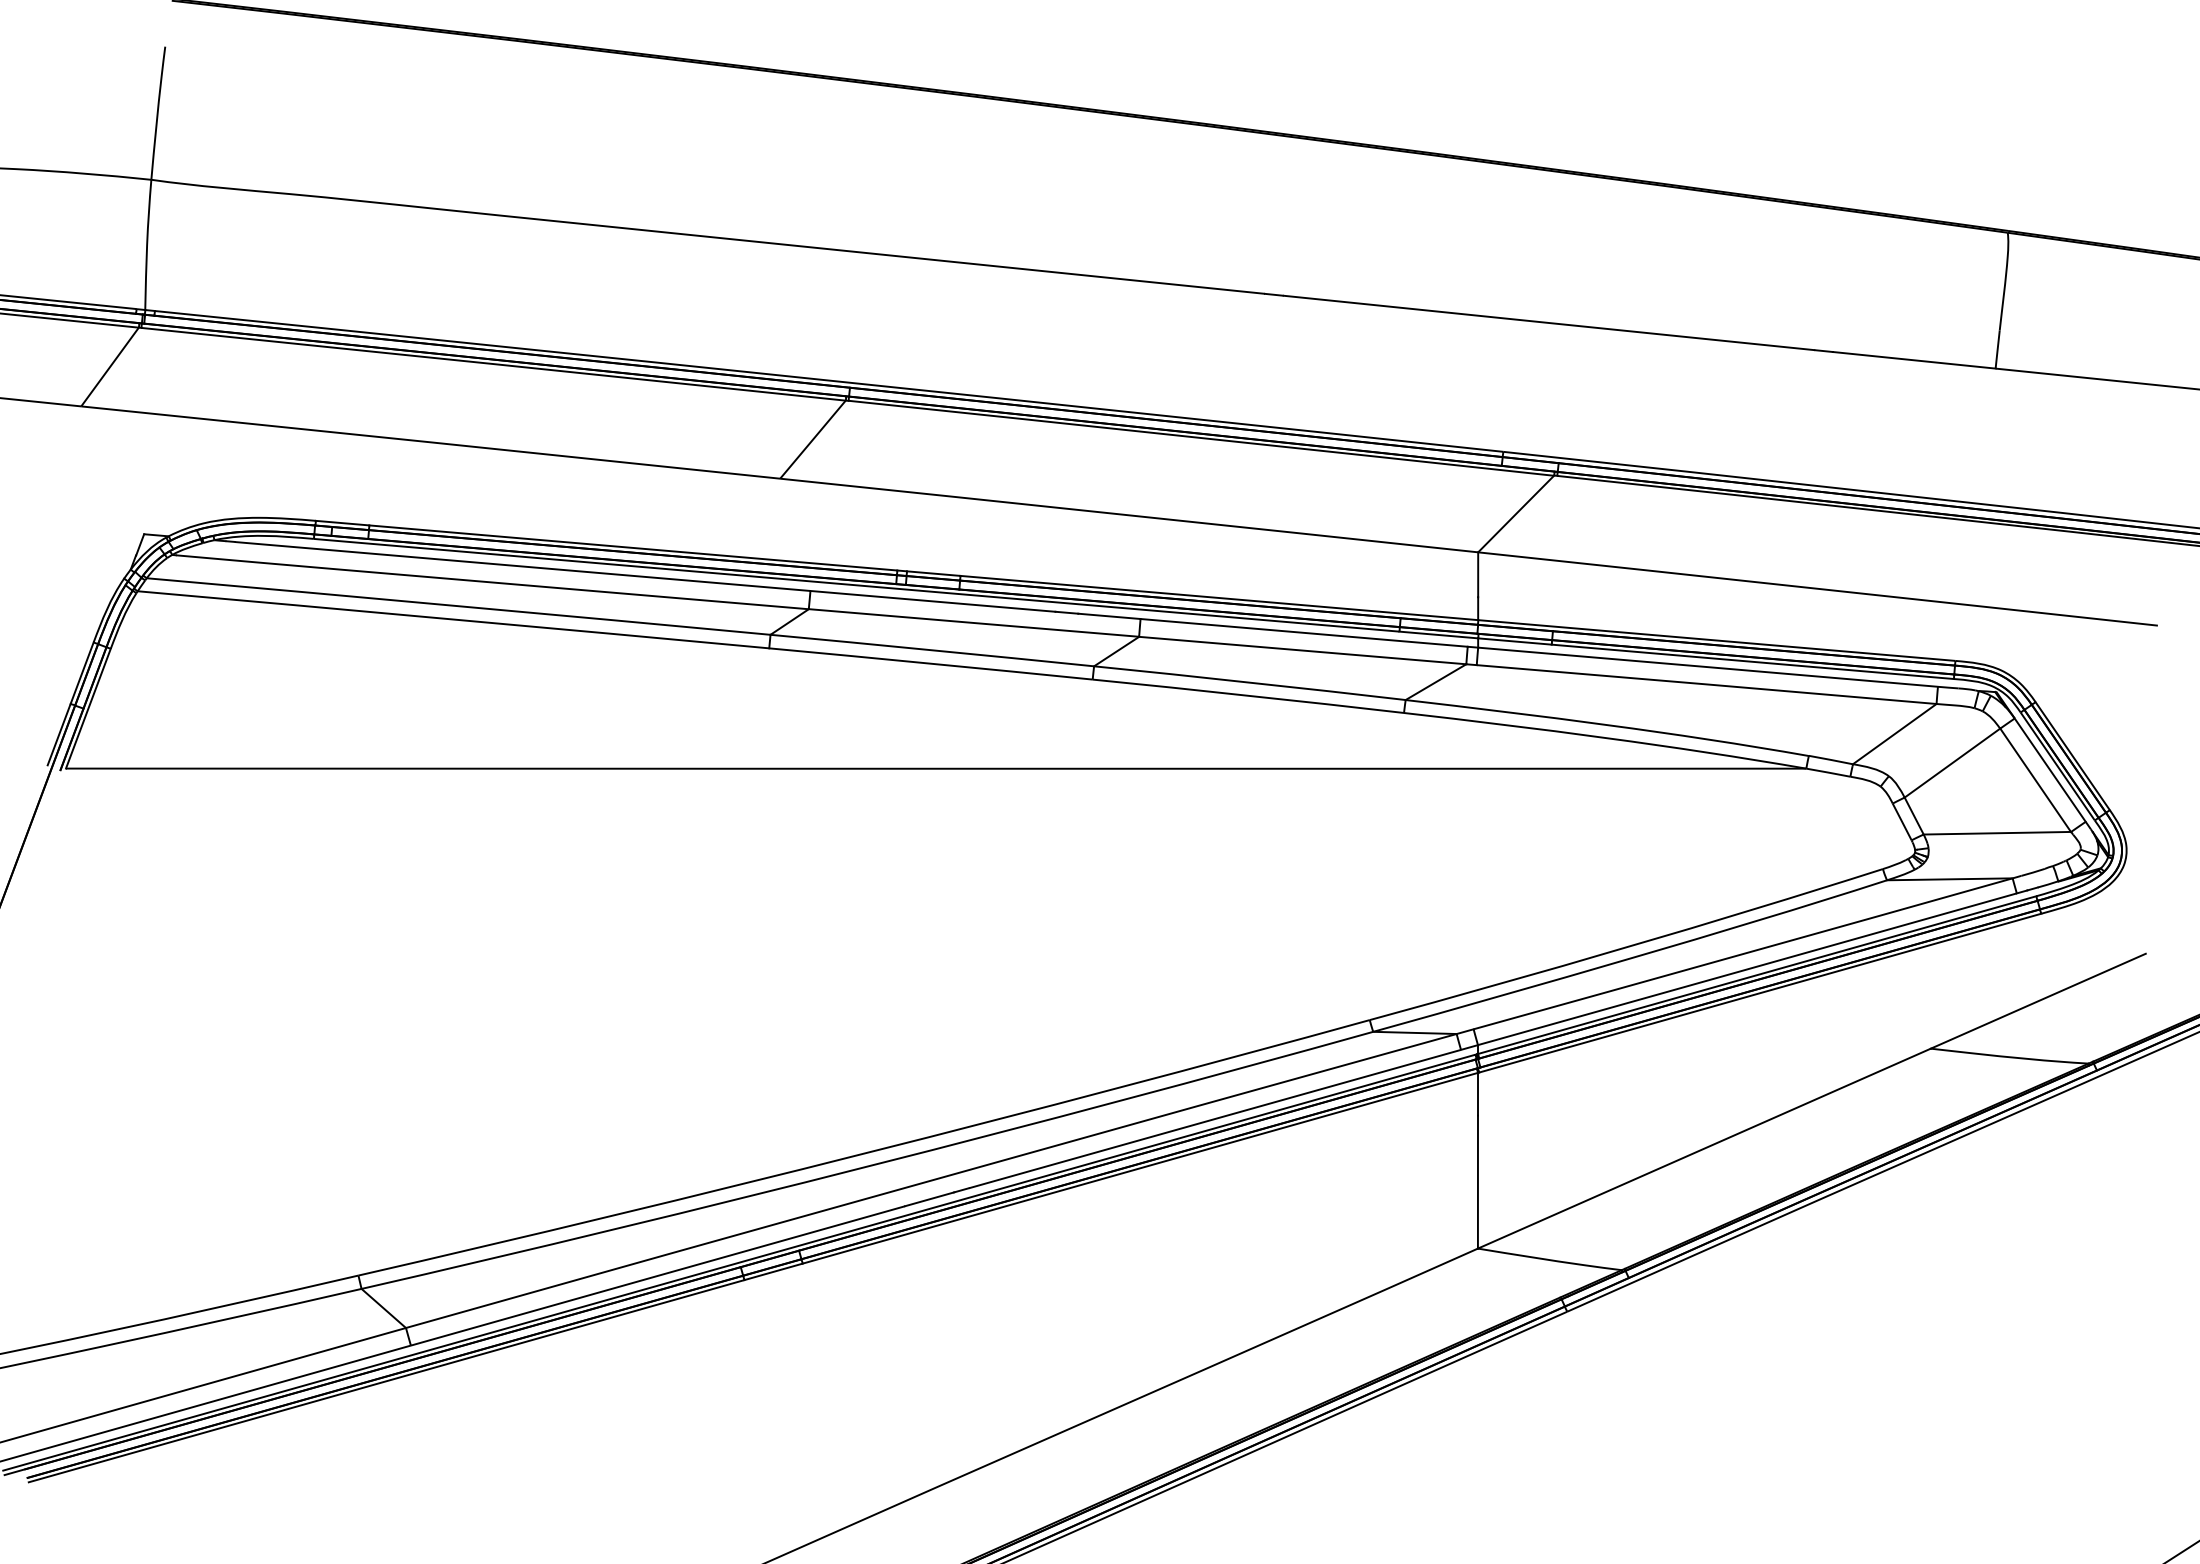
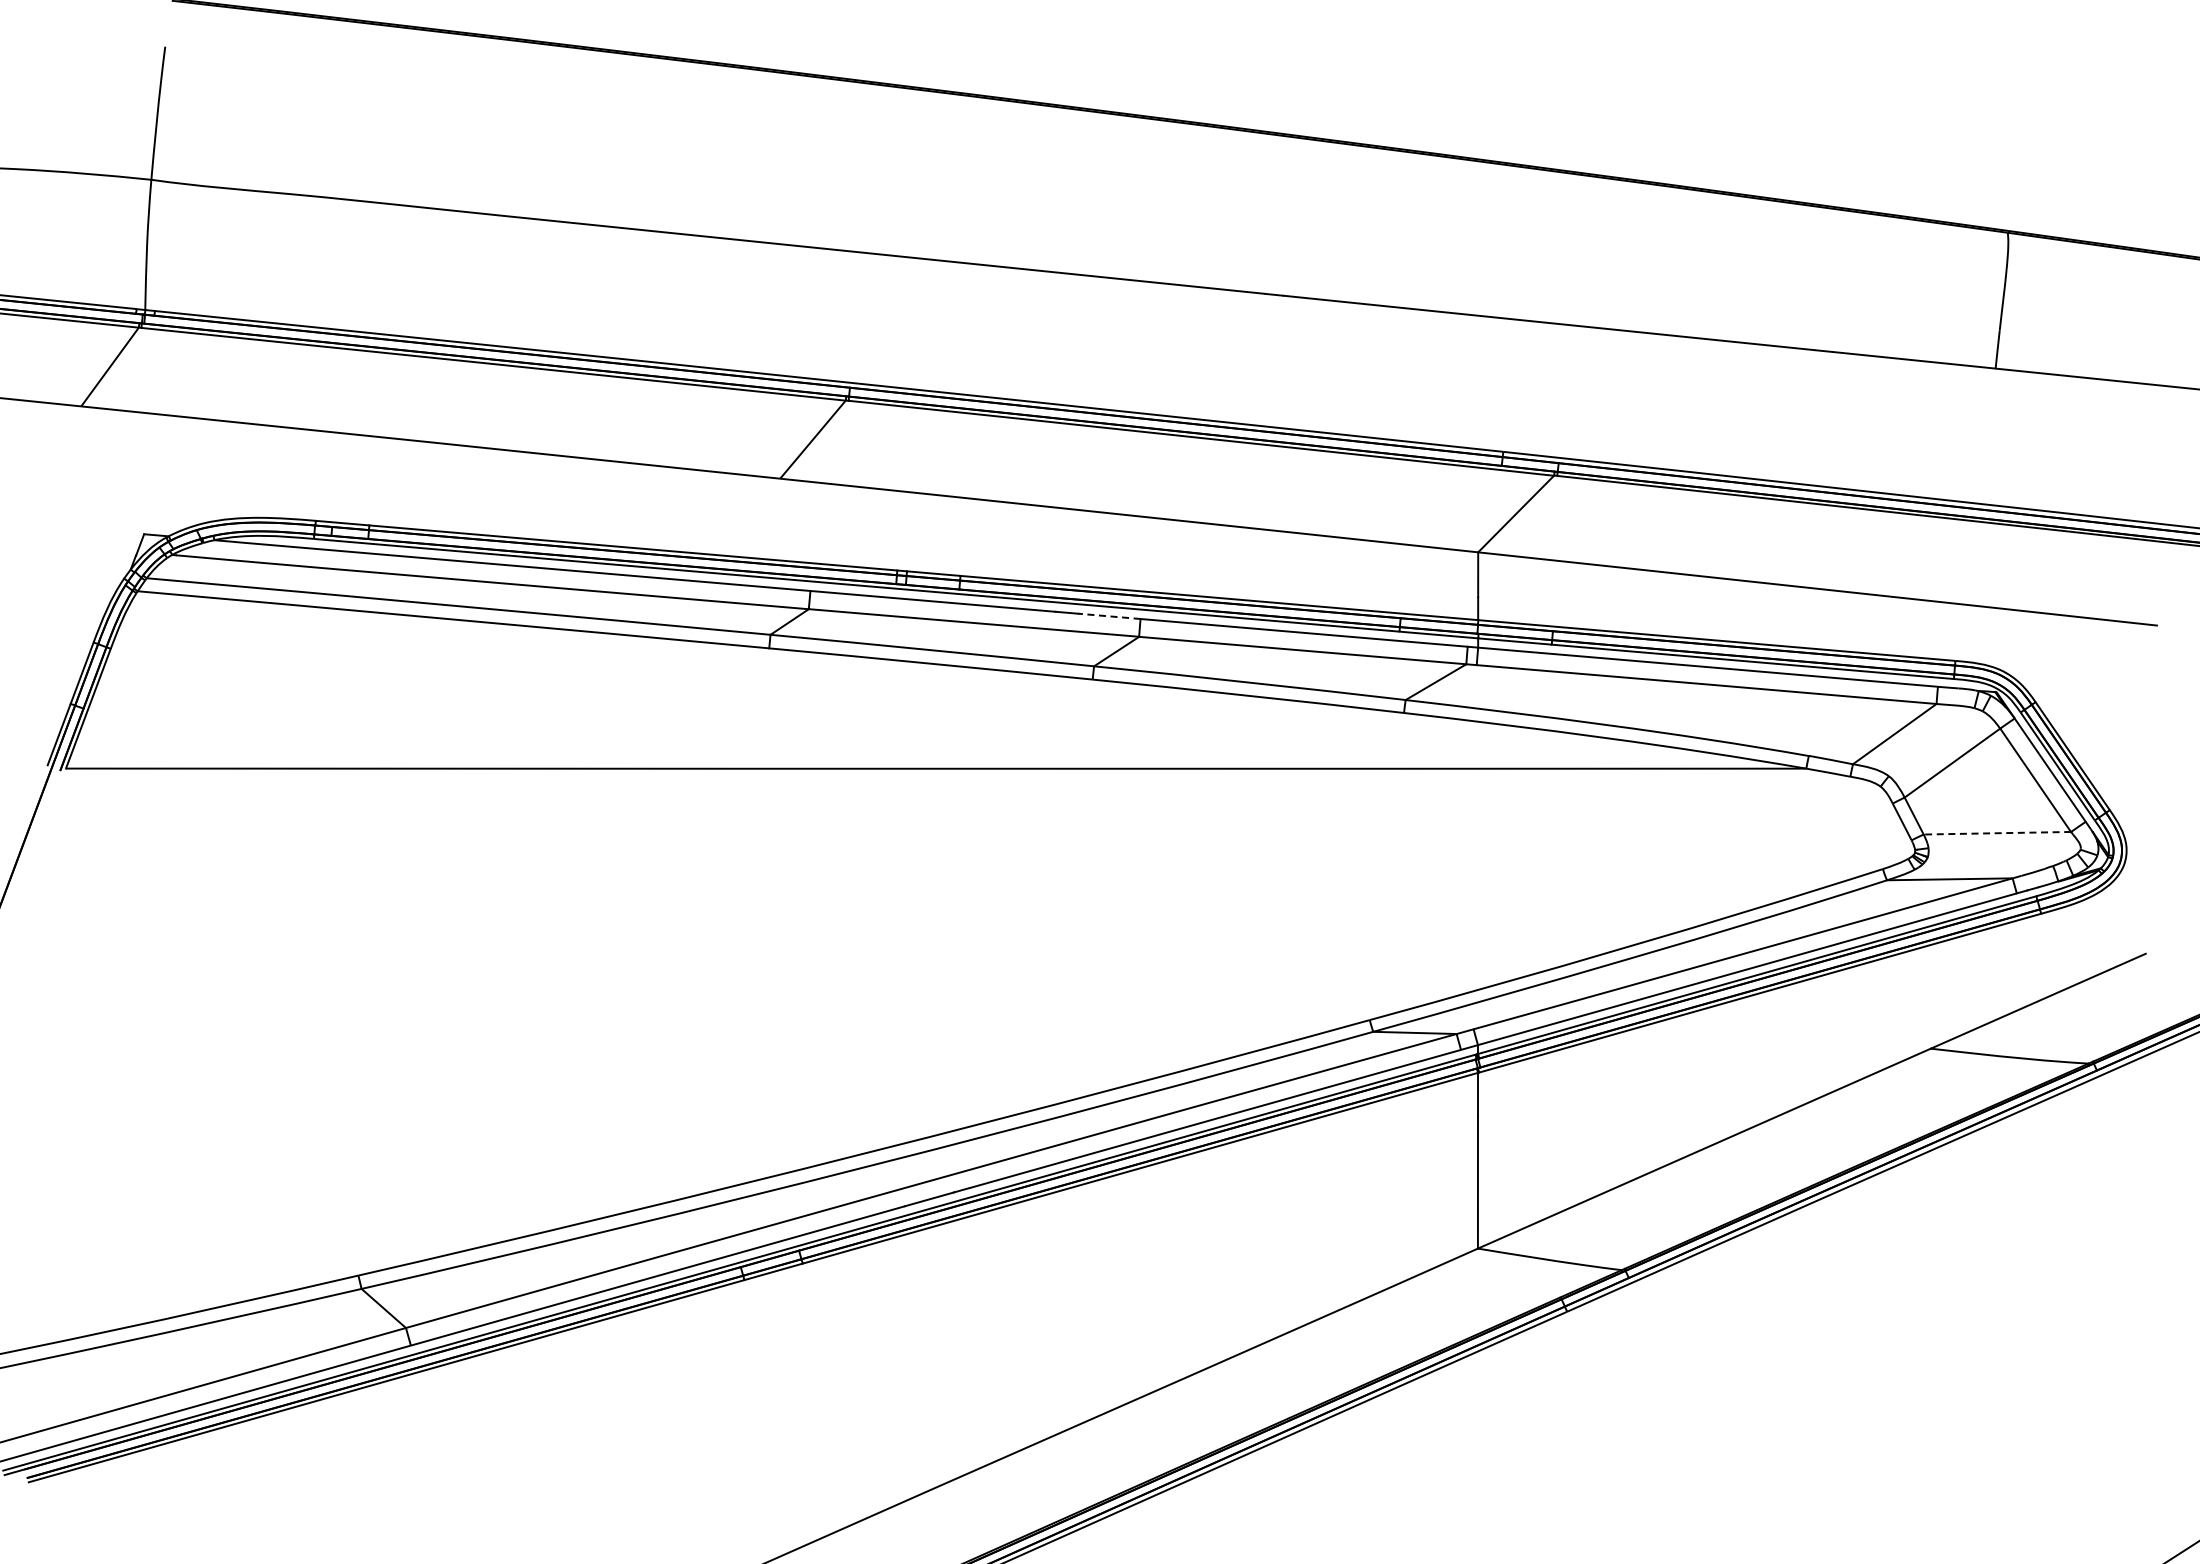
line: solid -> dashed (1108, 616)
line: solid -> dashed (1997, 833)
